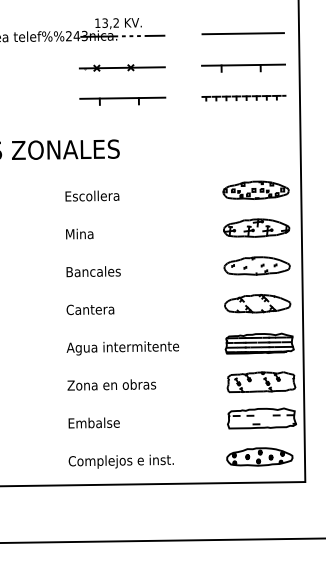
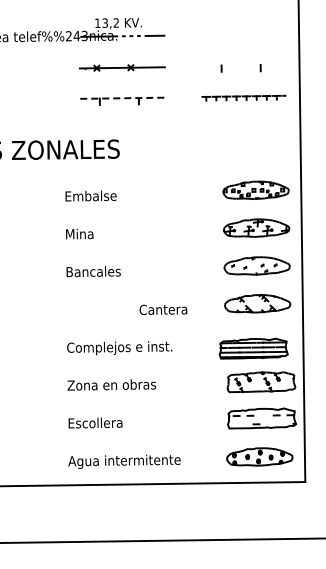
line: present -> none (242, 33)
line: present -> none (243, 64)
line: solid -> dashed (122, 98)
text: Escollera -> Embalse (96, 195)
text position: (90, 309) -> (163, 309) (163, 309)
part position: (259, 343) -> (253, 348) (253, 348)
text: Agua intermitente -> Complejos e inst. (122, 348)
text: Embalse -> Escollera (99, 422)
text: Complejos e inst. -> Agua intermitente (124, 461)
